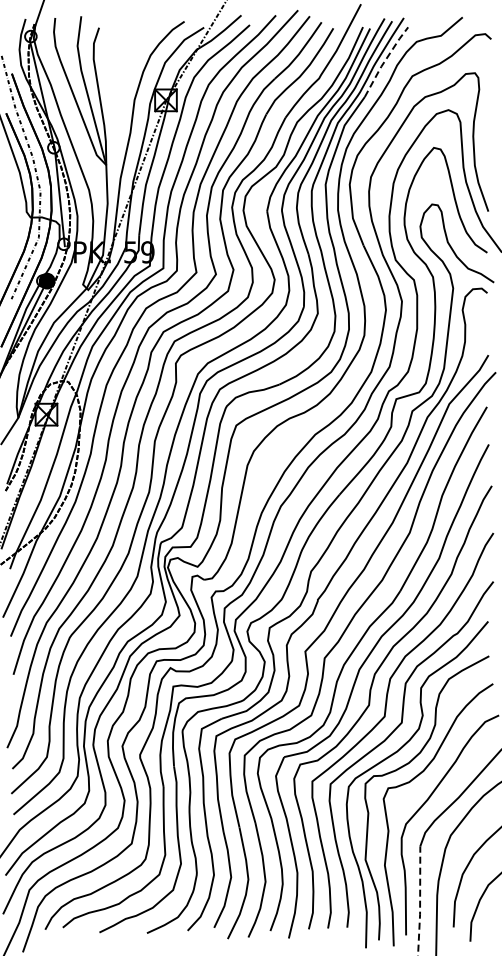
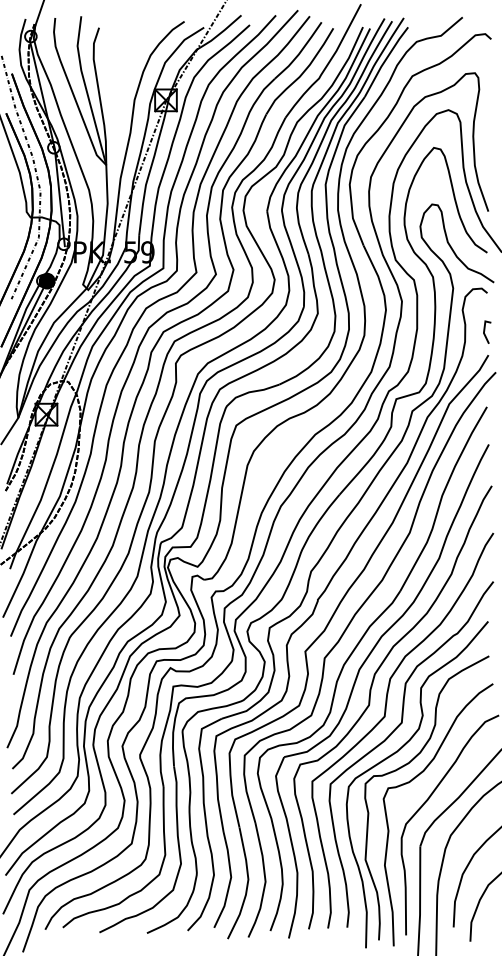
line: dashed -> solid (385, 61)
line: none -> present (485, 330)
line: dashed -> solid (420, 900)
